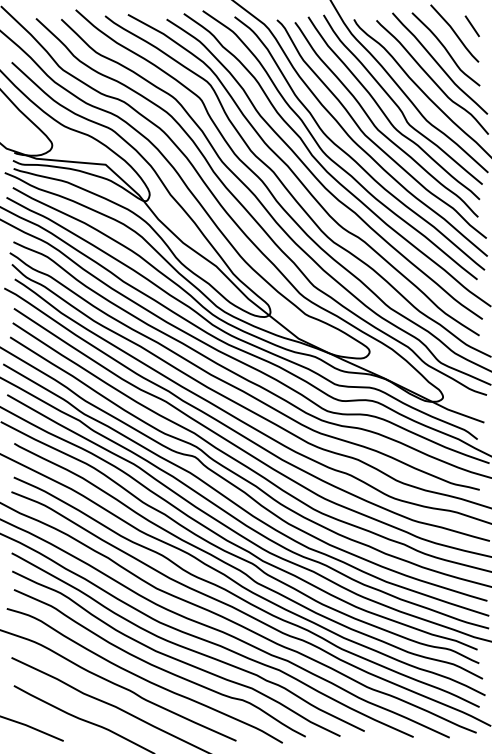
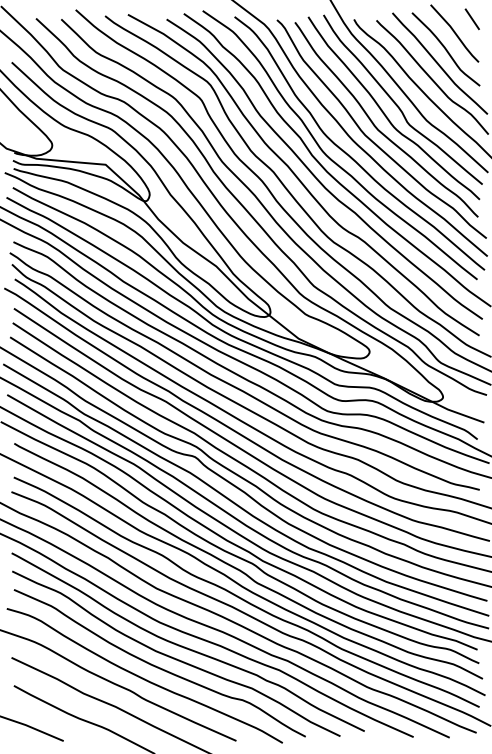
line position: (471, 26) -> (471, 19) (471, 19)
